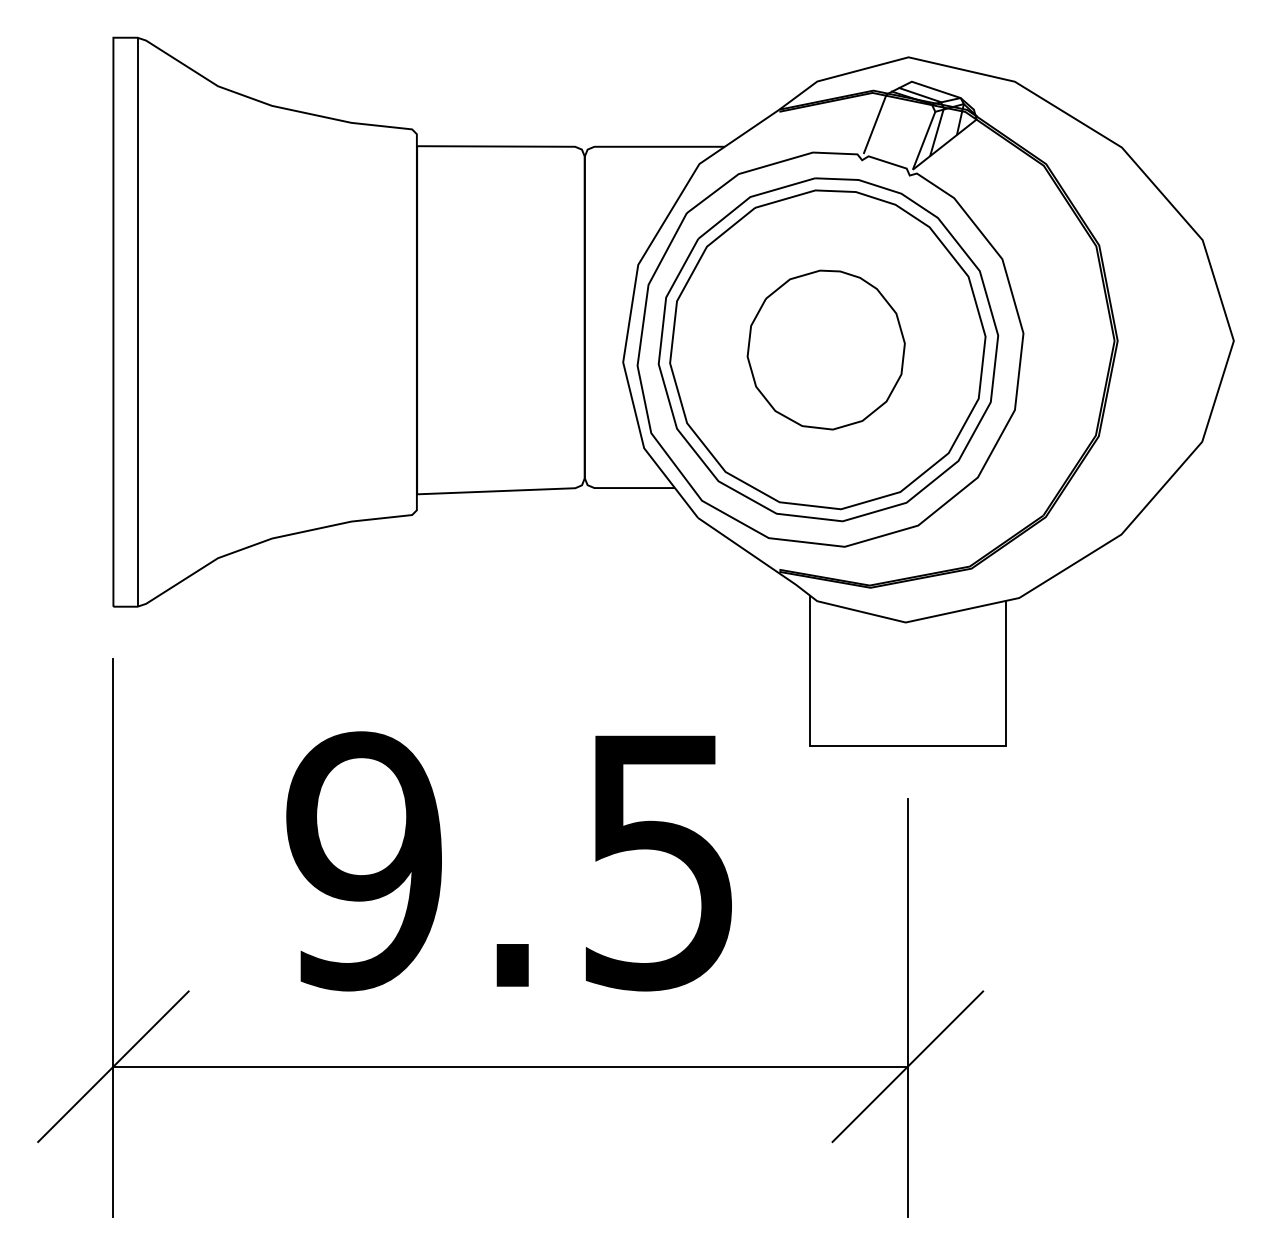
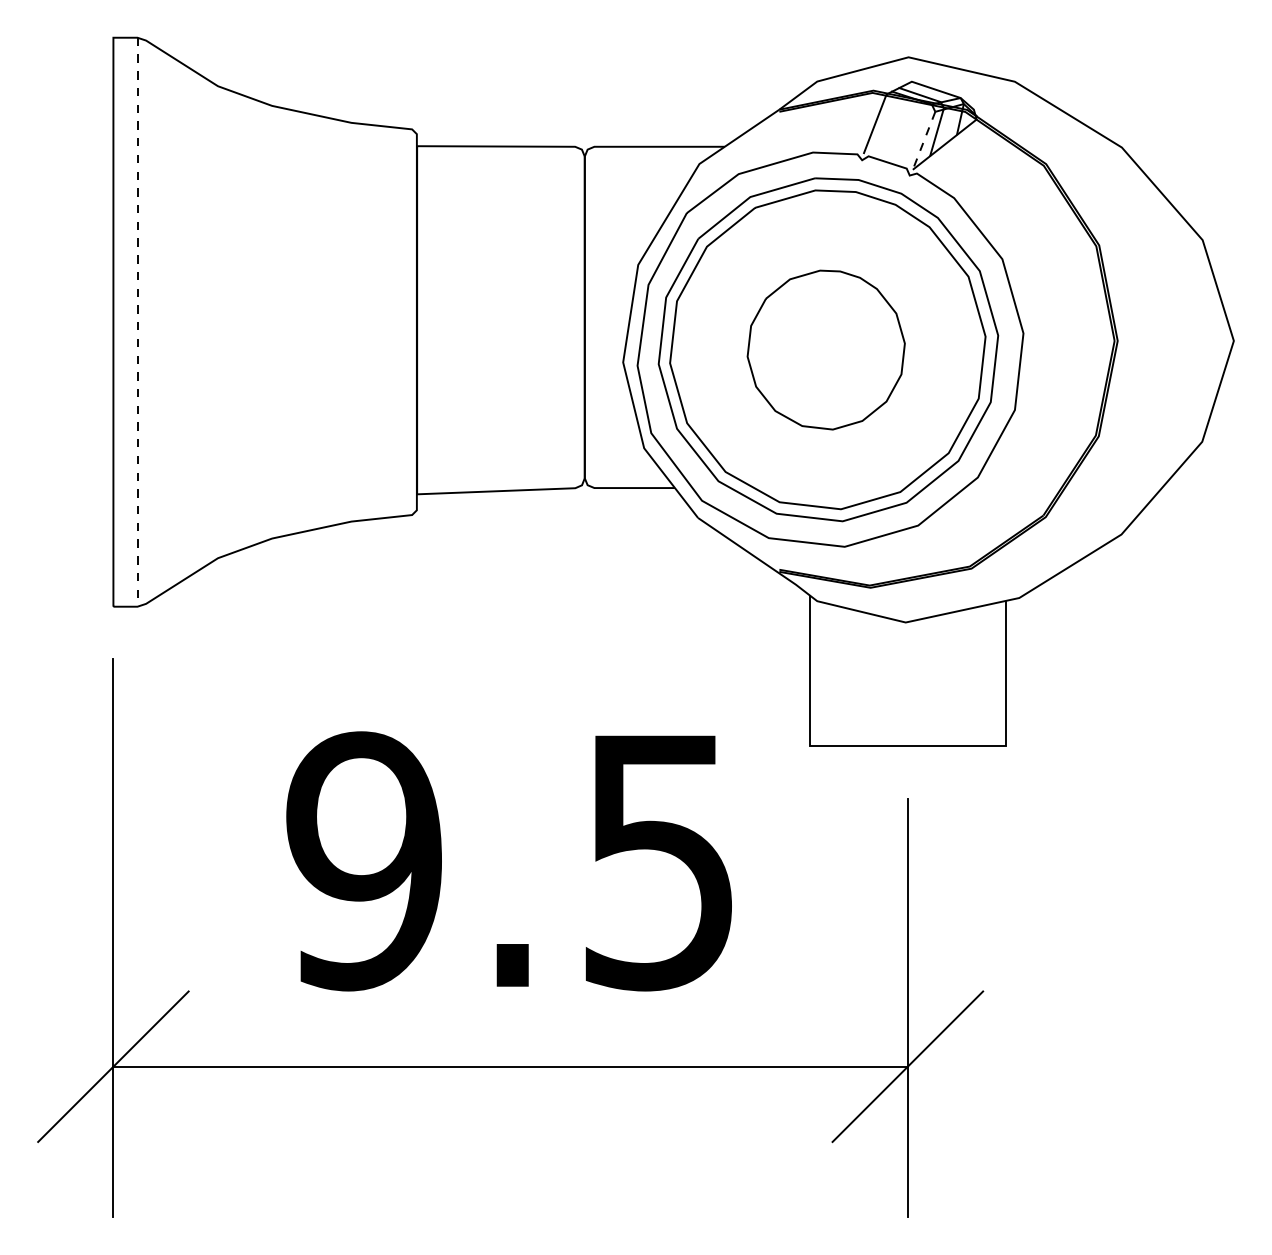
line: solid -> dashed (923, 141)
line: solid -> dashed (137, 322)
